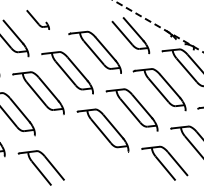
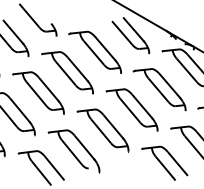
part size: 24x20 px -> 40x34 px (37, 19)
line: dashed -> solid (158, 26)
part: none -> present (73, 151)
